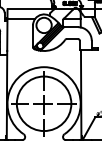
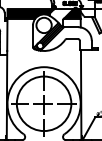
fill: none -> present (30, 13)
fill: none -> present (72, 13)
